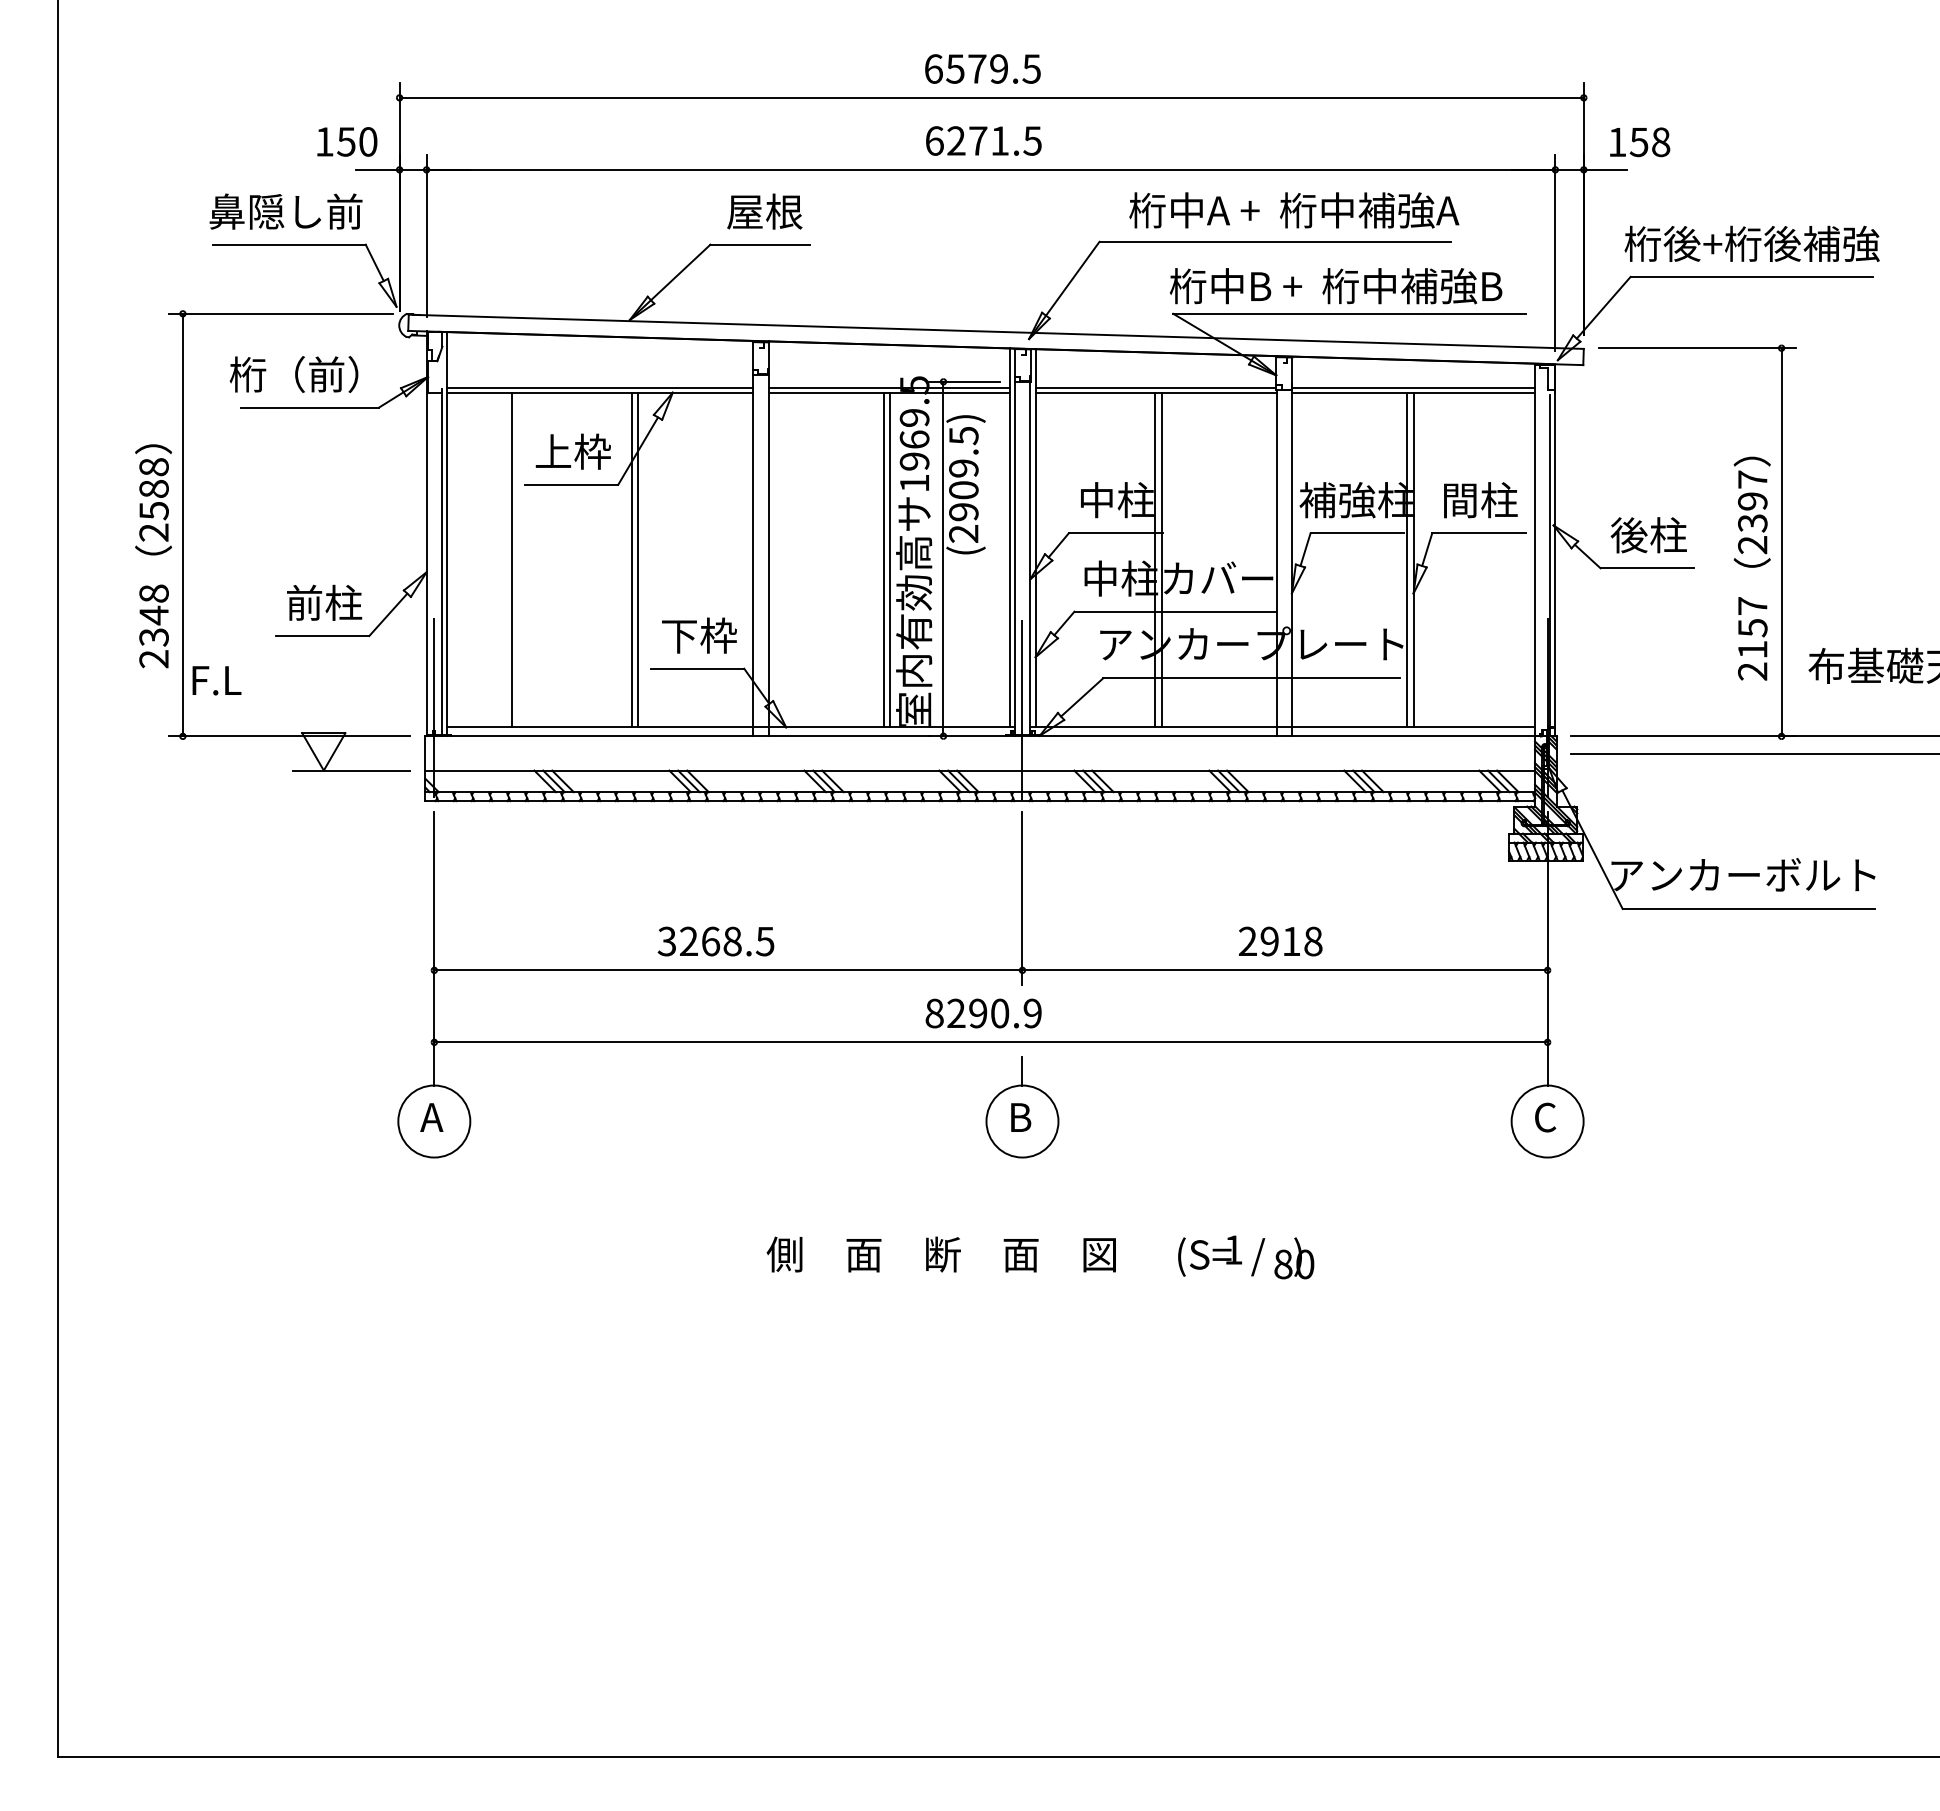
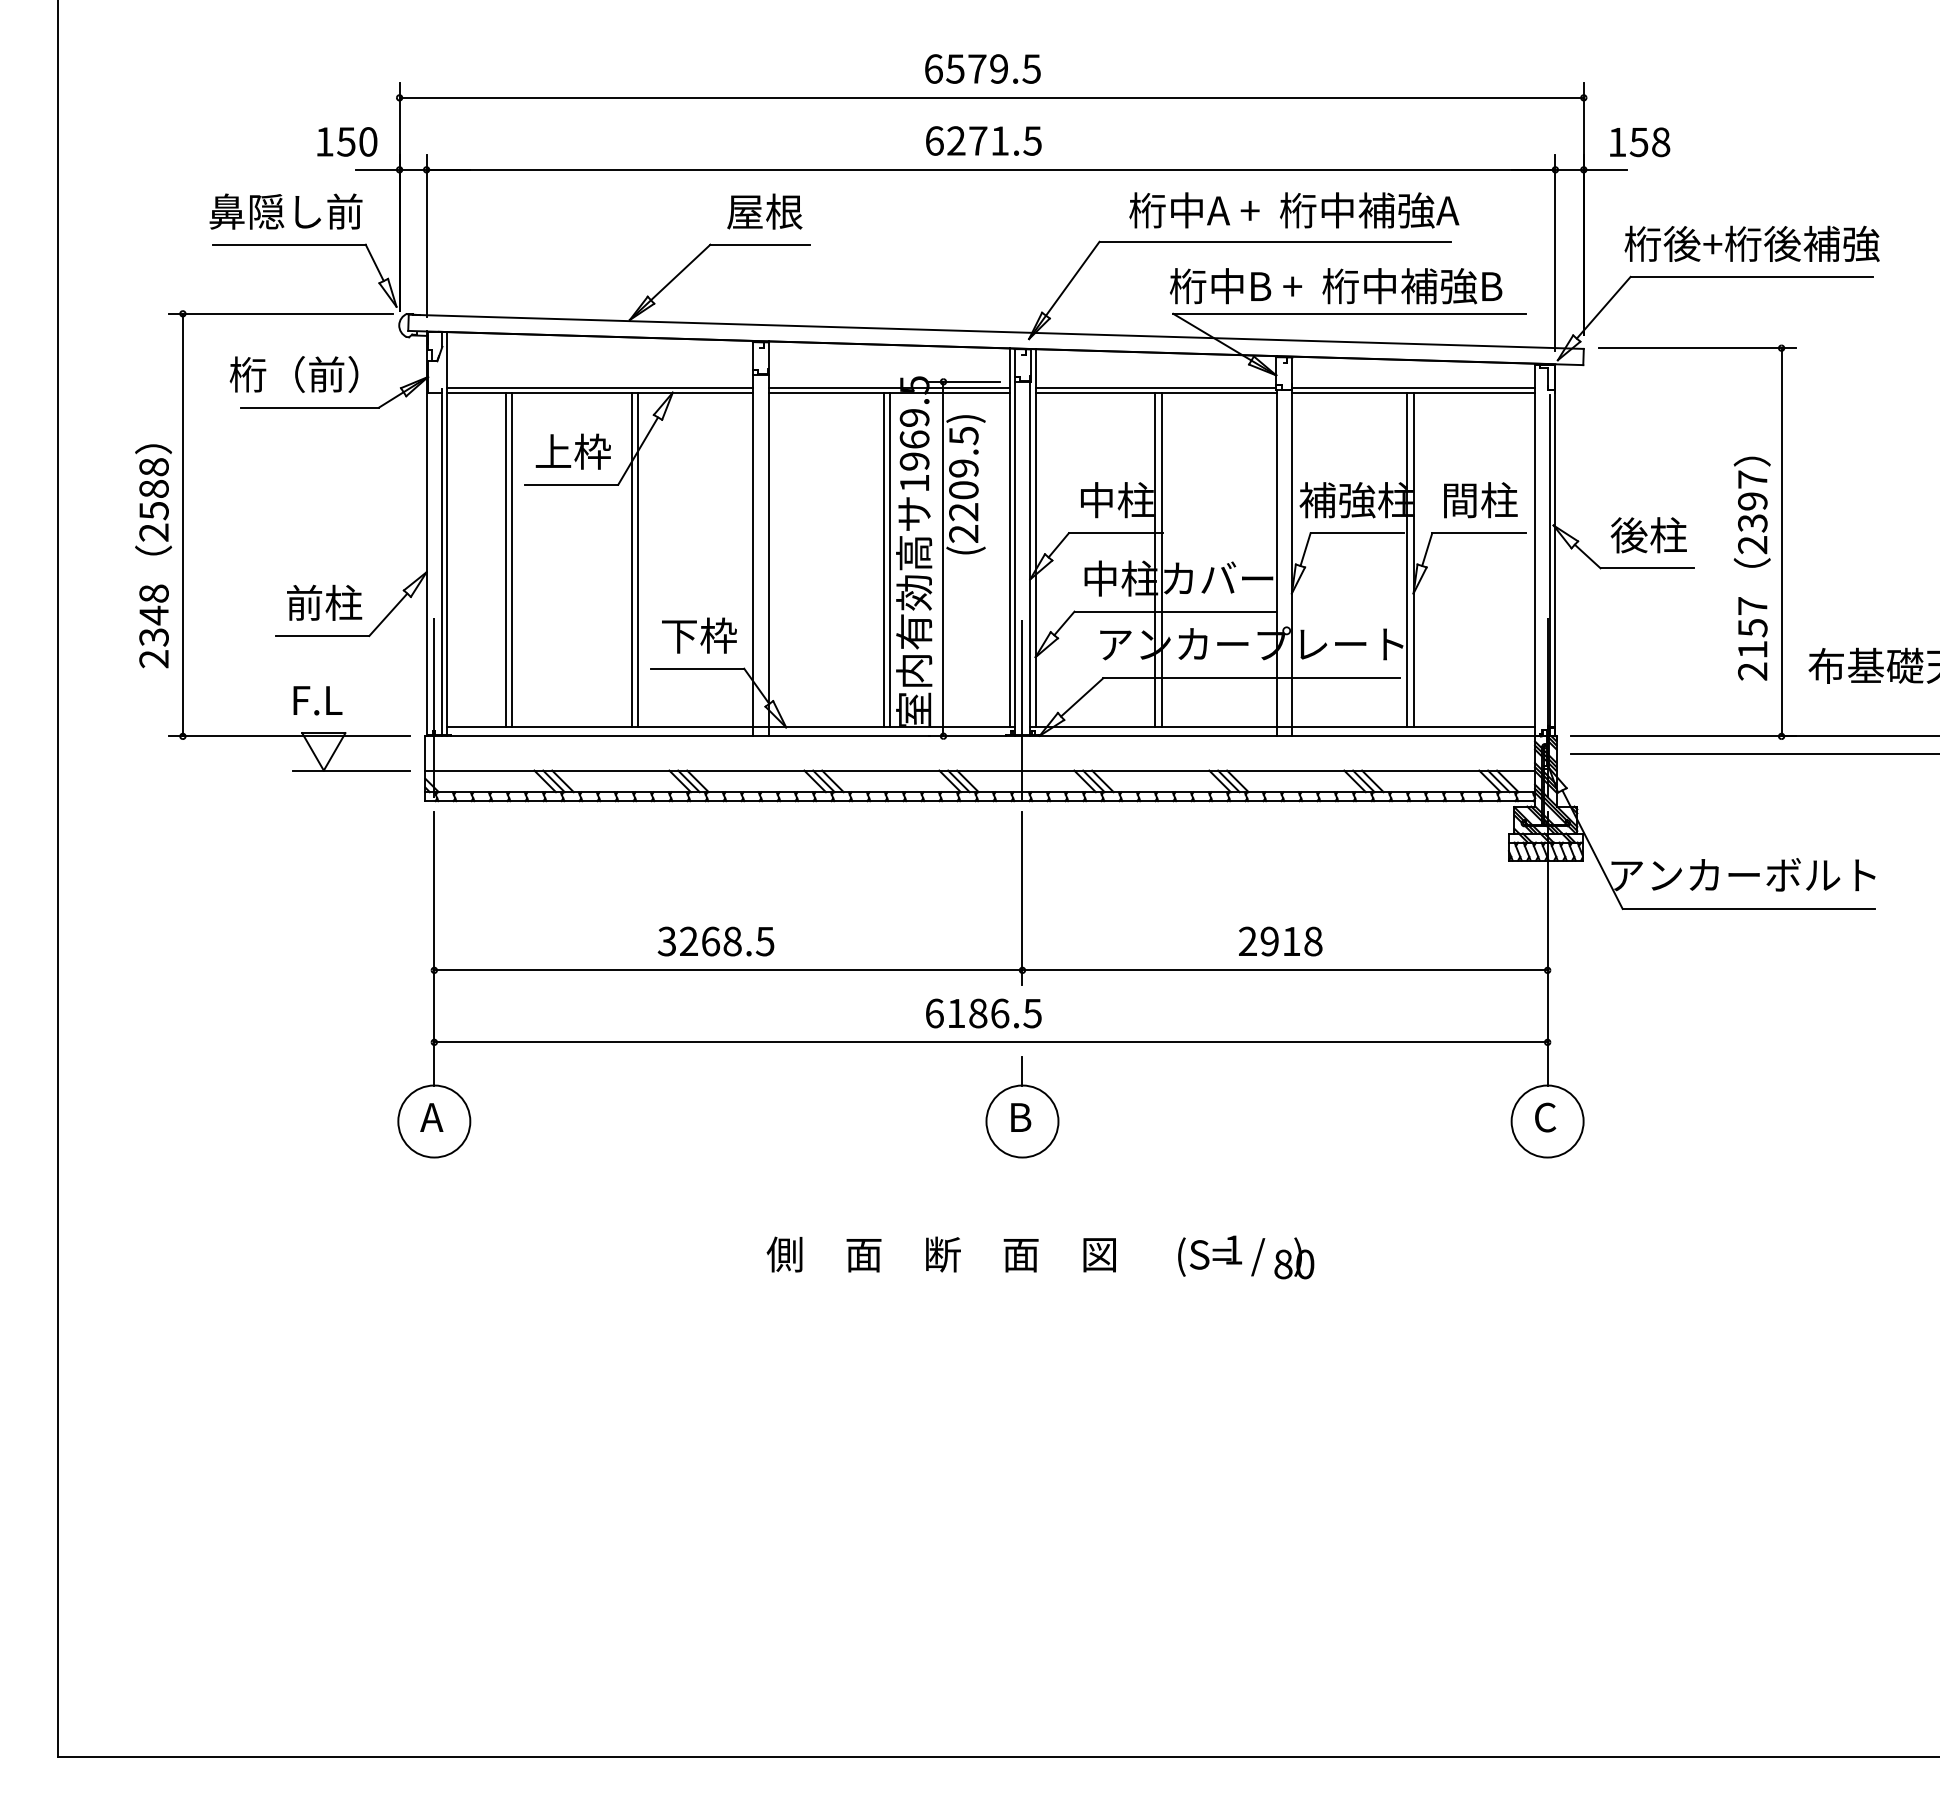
text: (2909.5) -> (2209.5) (963, 512)
line: none -> present (505, 559)
text position: (216, 680) -> (317, 700) (317, 700)
text: 8290.9 -> 6186.5 (983, 1013)
